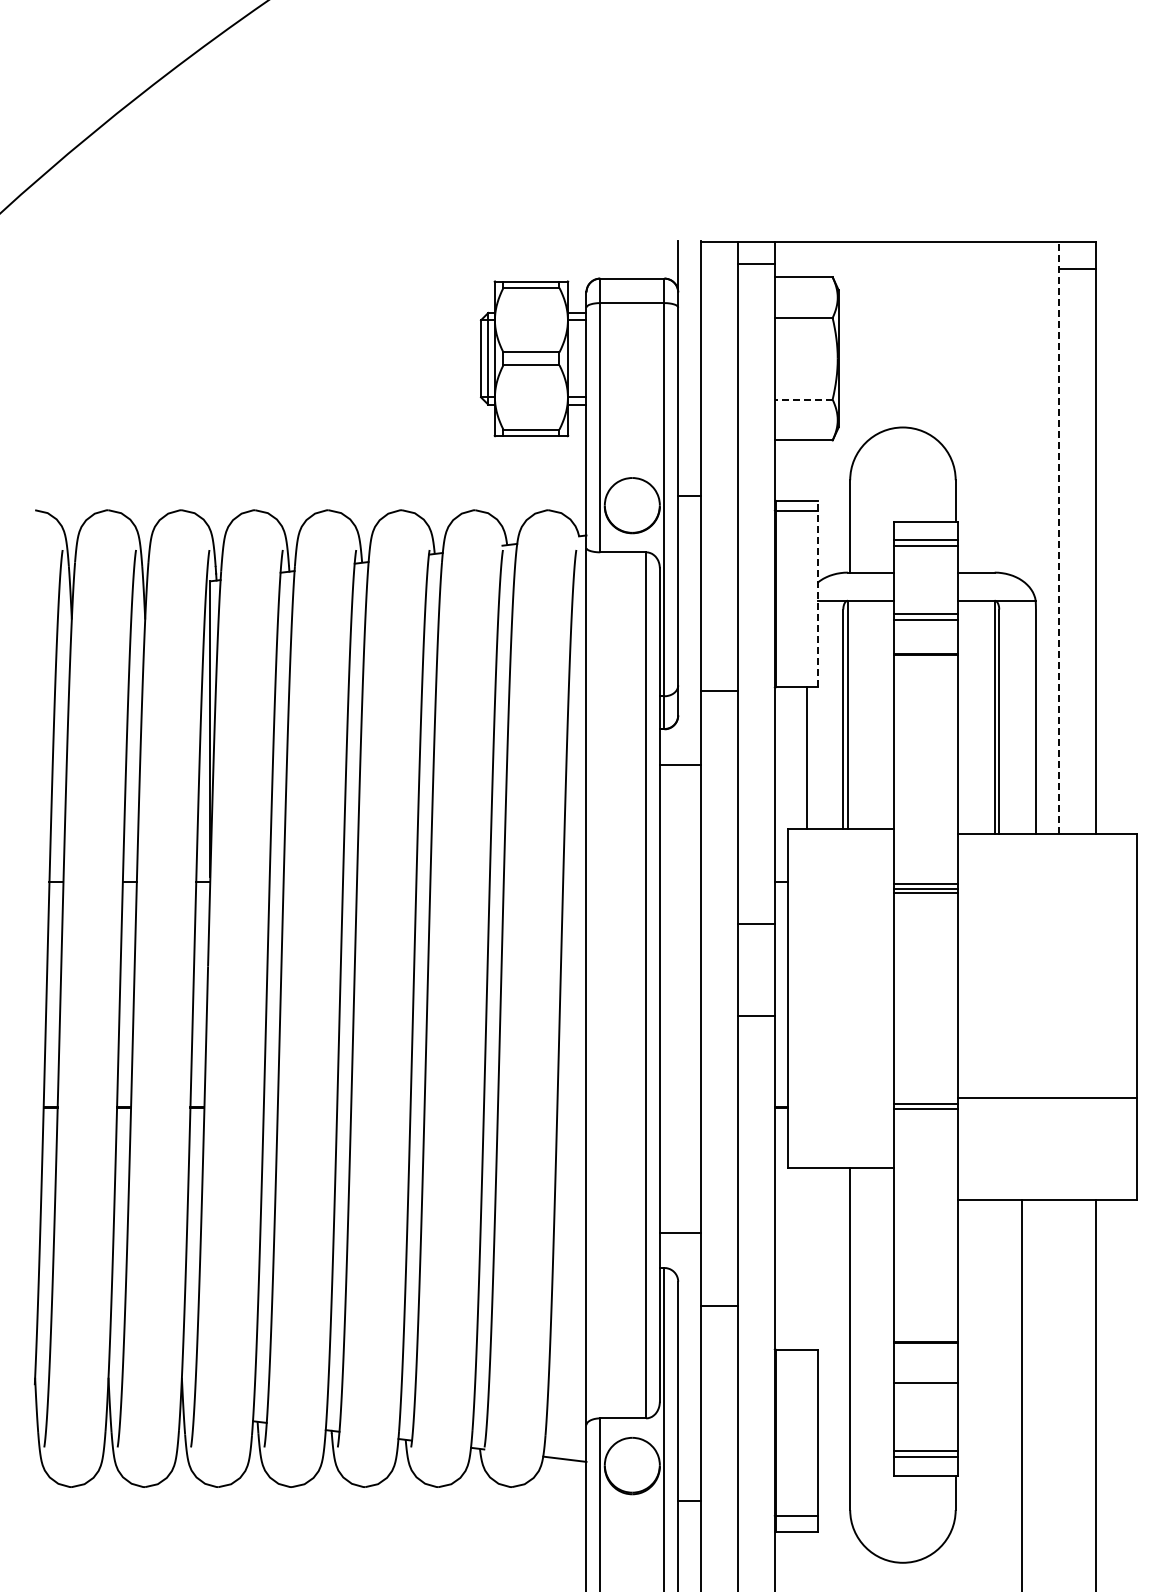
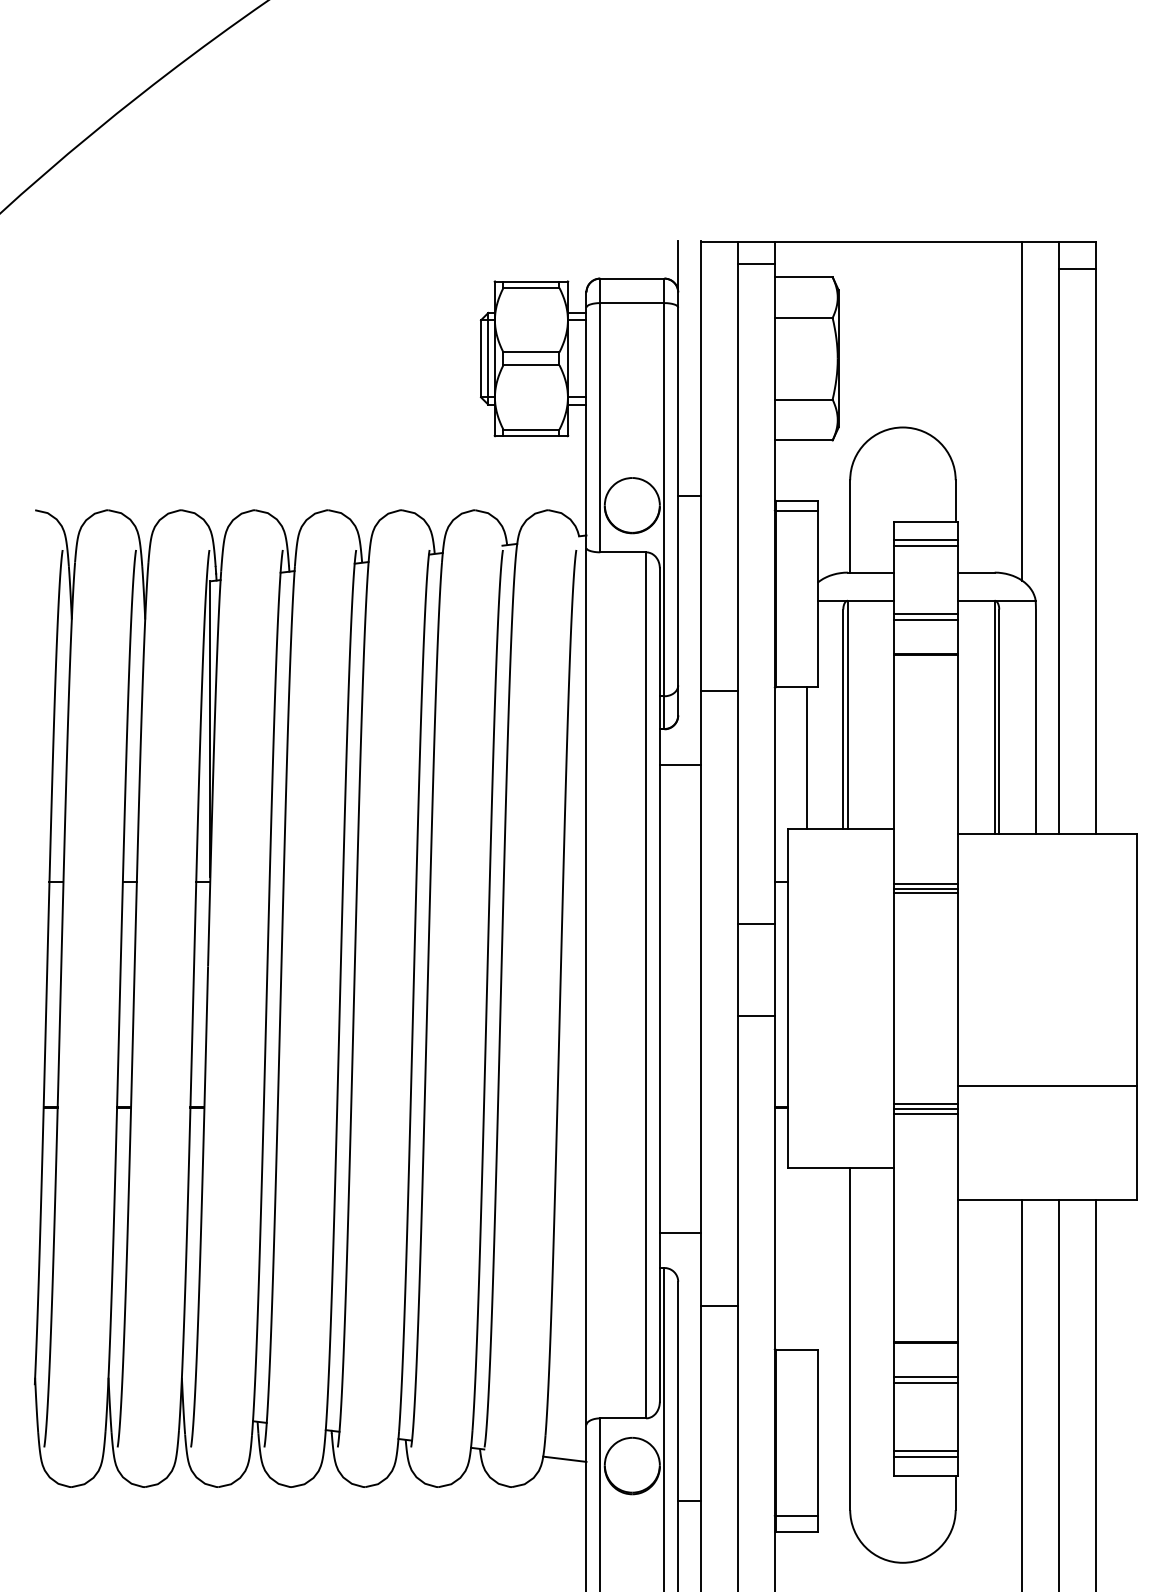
line: dashed -> solid (803, 399)
line: none -> present (1022, 410)
line: dashed -> solid (1058, 537)
line: dashed -> solid (817, 593)
line position: (1046, 1098) -> (1046, 1086) (1046, 1086)
line: none -> present (925, 1113)
line: none -> present (925, 1377)
line: none -> present (1058, 1394)
